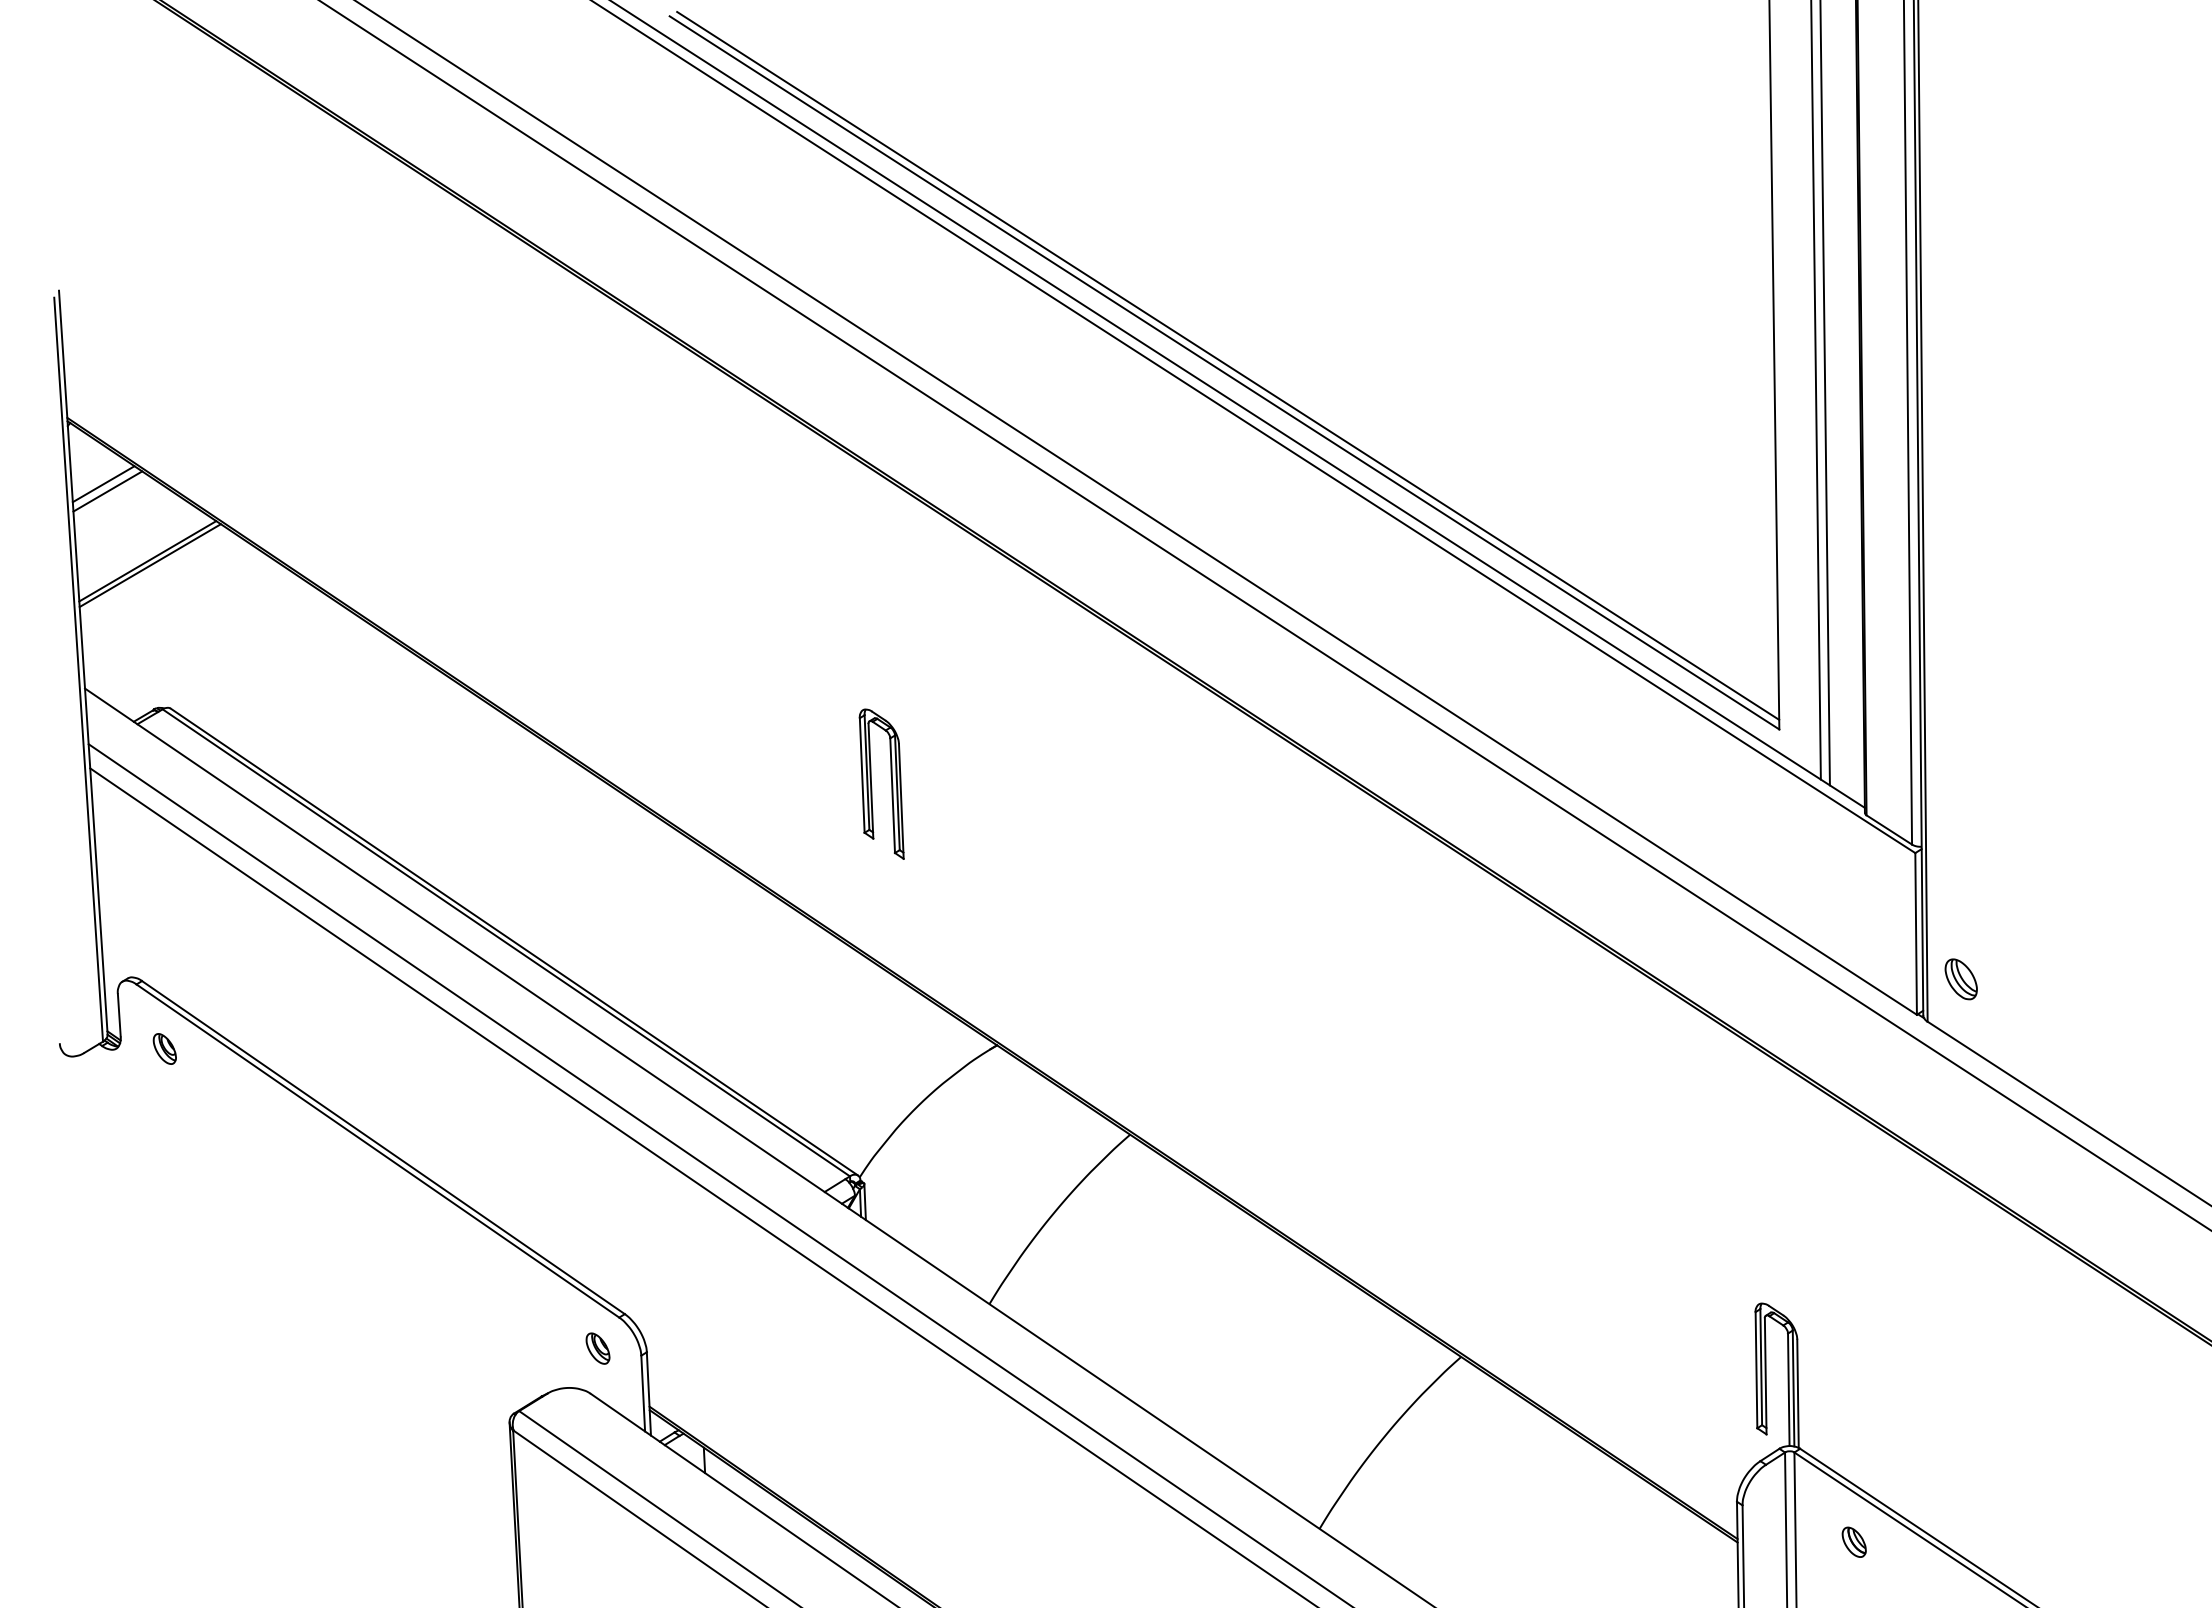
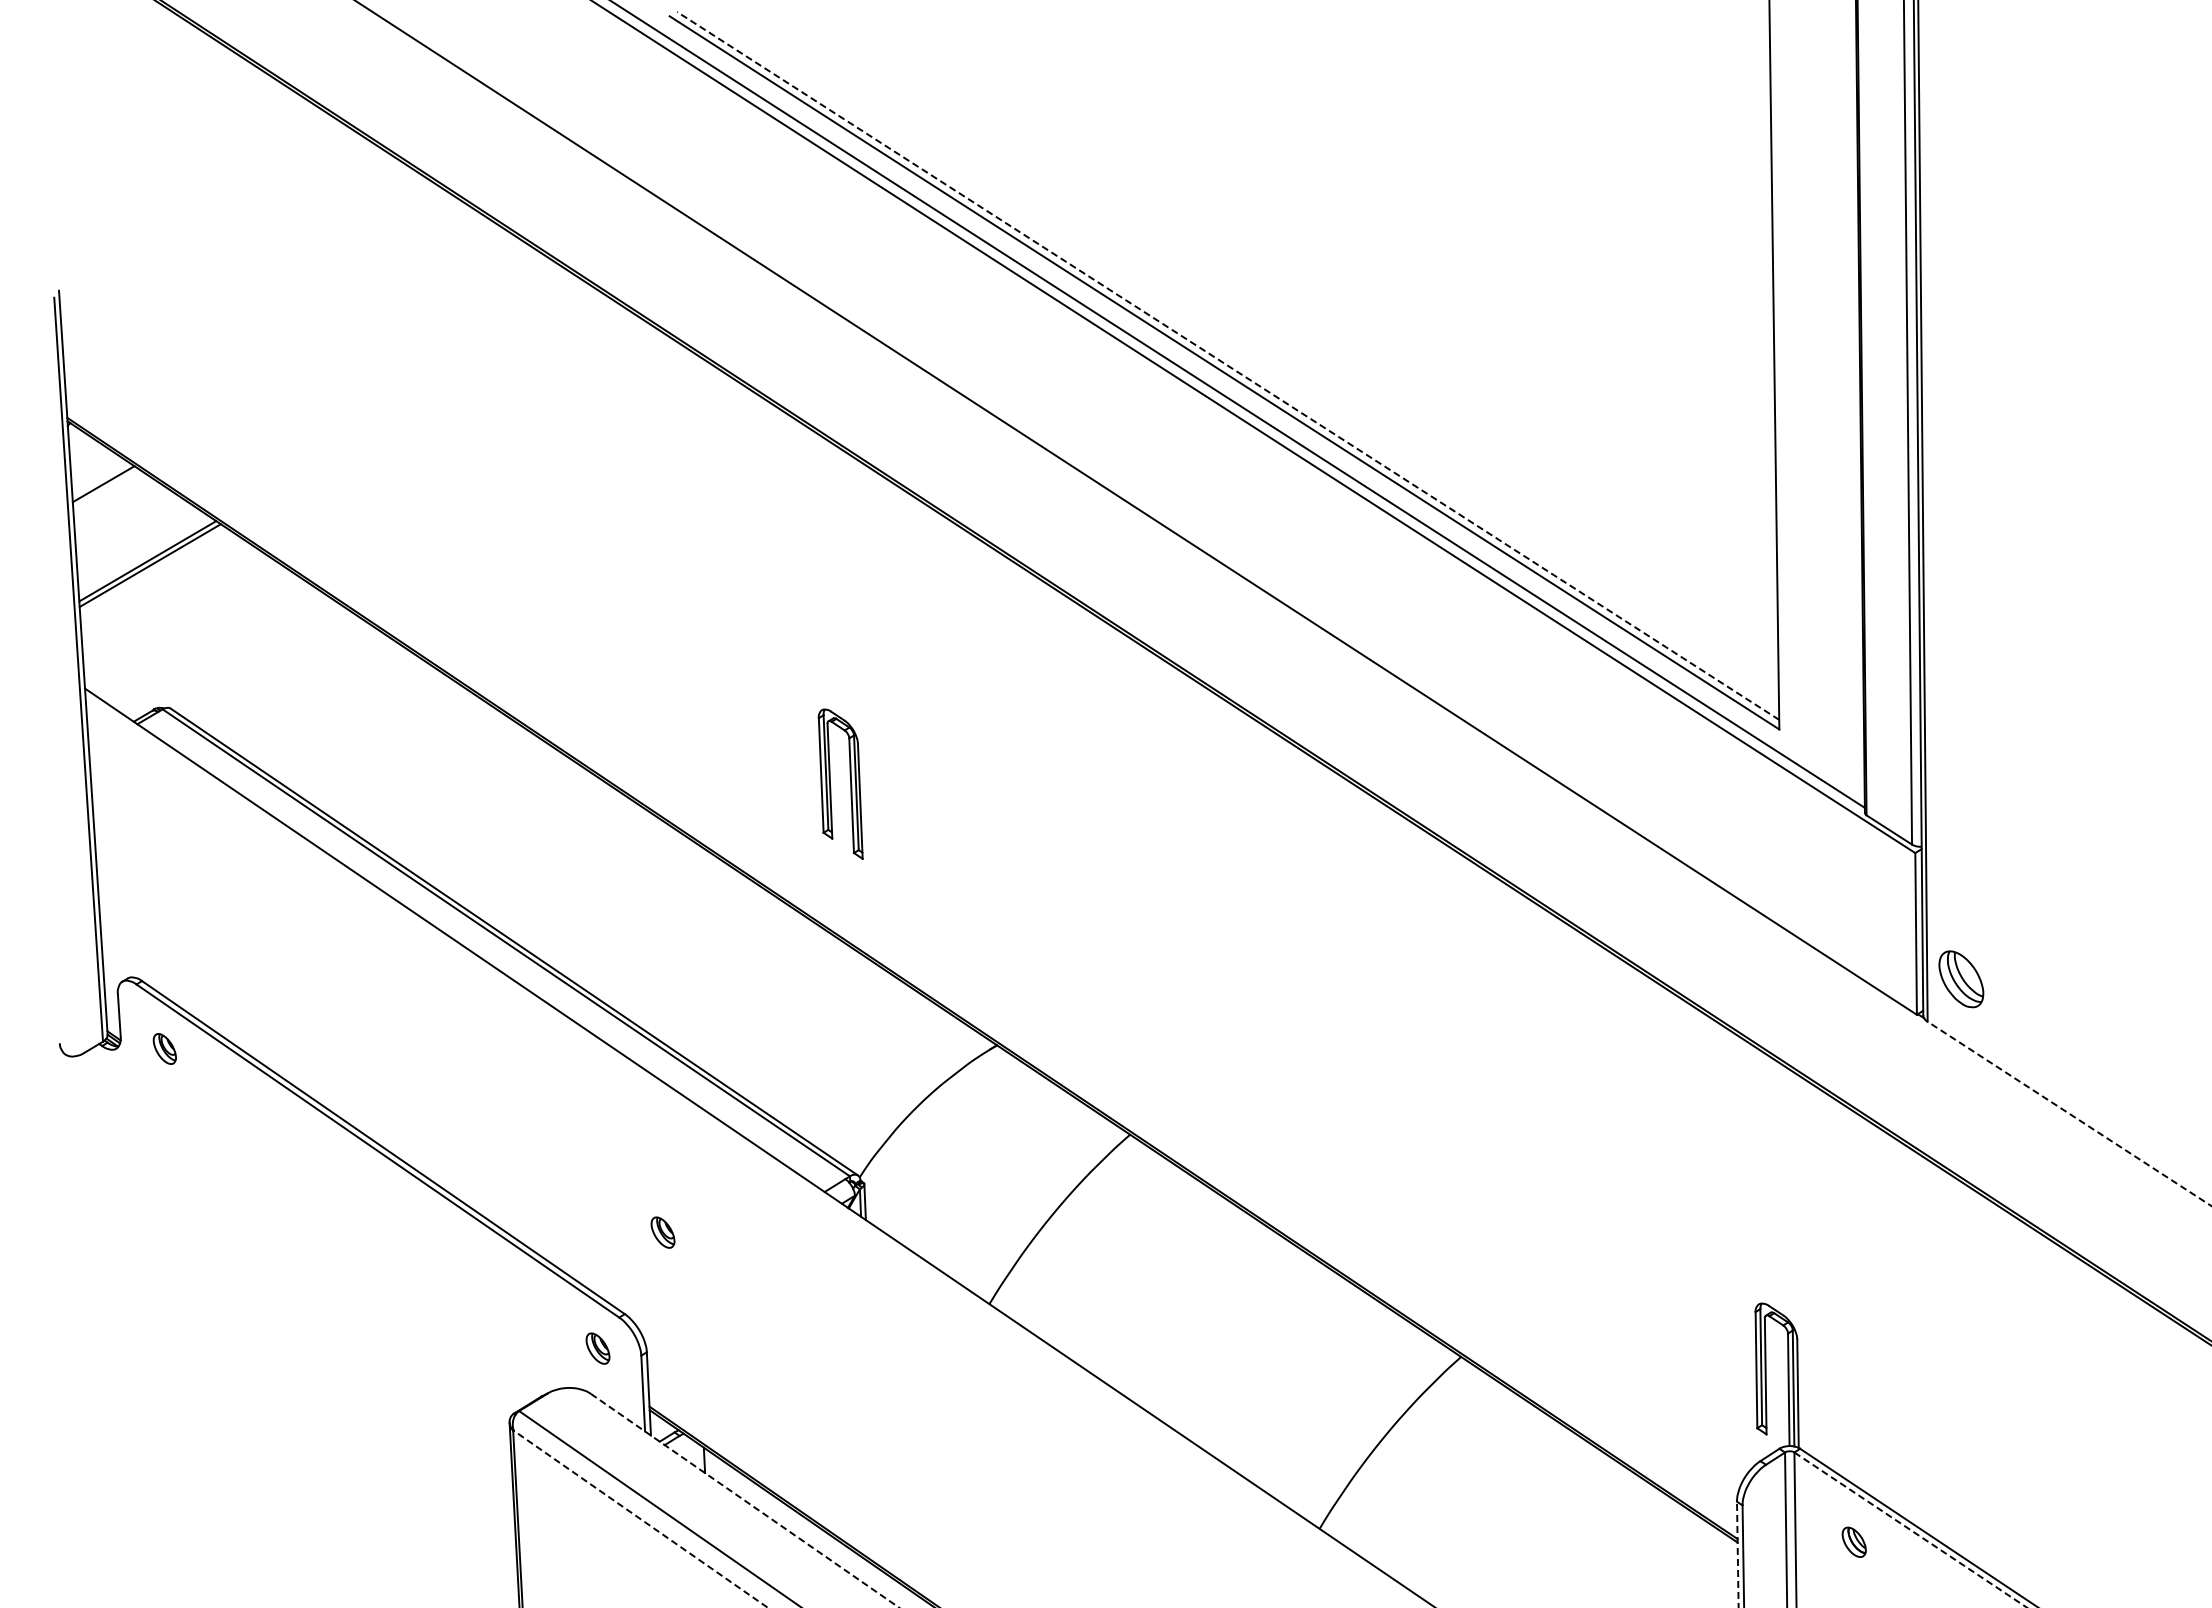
line: solid -> dashed (1228, 365)
line: present -> none (1815, 390)
line: present -> none (1824, 393)
line: present -> none (107, 491)
line: present -> none (1265, 615)
part position: (872, 787) -> (831, 787) (831, 787)
part size: 34x43 px -> 47x59 px (1961, 979)
line: solid -> dashed (2069, 1113)
line: present -> none (718, 1174)
line: present -> none (702, 1186)
part: none -> present (662, 1232)
line: solid -> dashed (745, 1500)
line: solid -> dashed (640, 1519)
line: solid -> dashed (1910, 1530)
line: solid -> dashed (1737, 1554)
